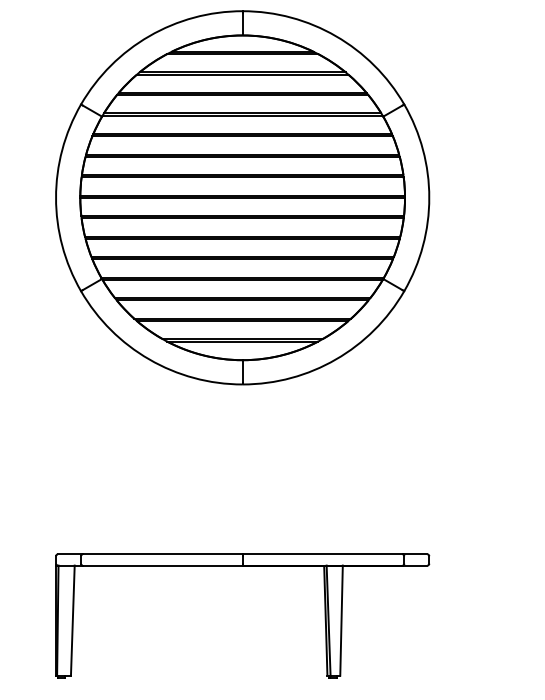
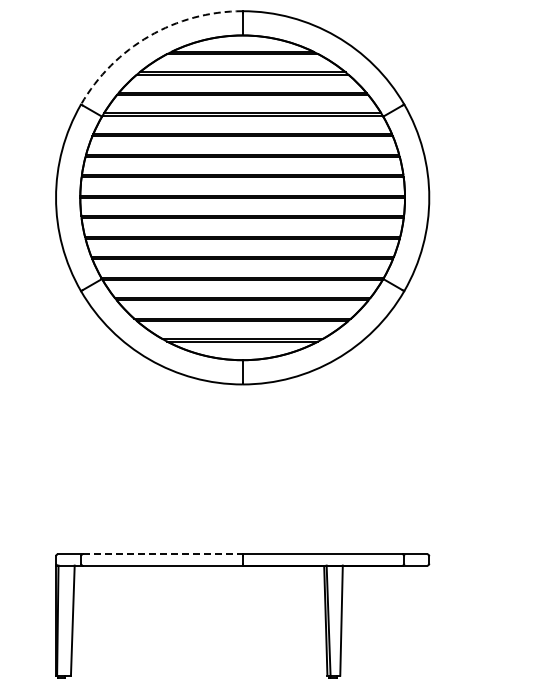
arc: solid -> dashed (149, 36)
line: solid -> dashed (163, 554)
